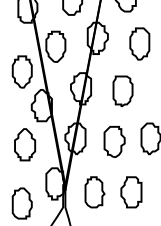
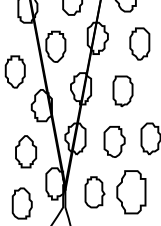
part position: (21, 71) -> (14, 71) (14, 71)
part position: (25, 144) -> (26, 151) (26, 151)
part size: 23x33 px -> 31x45 px (131, 192)
